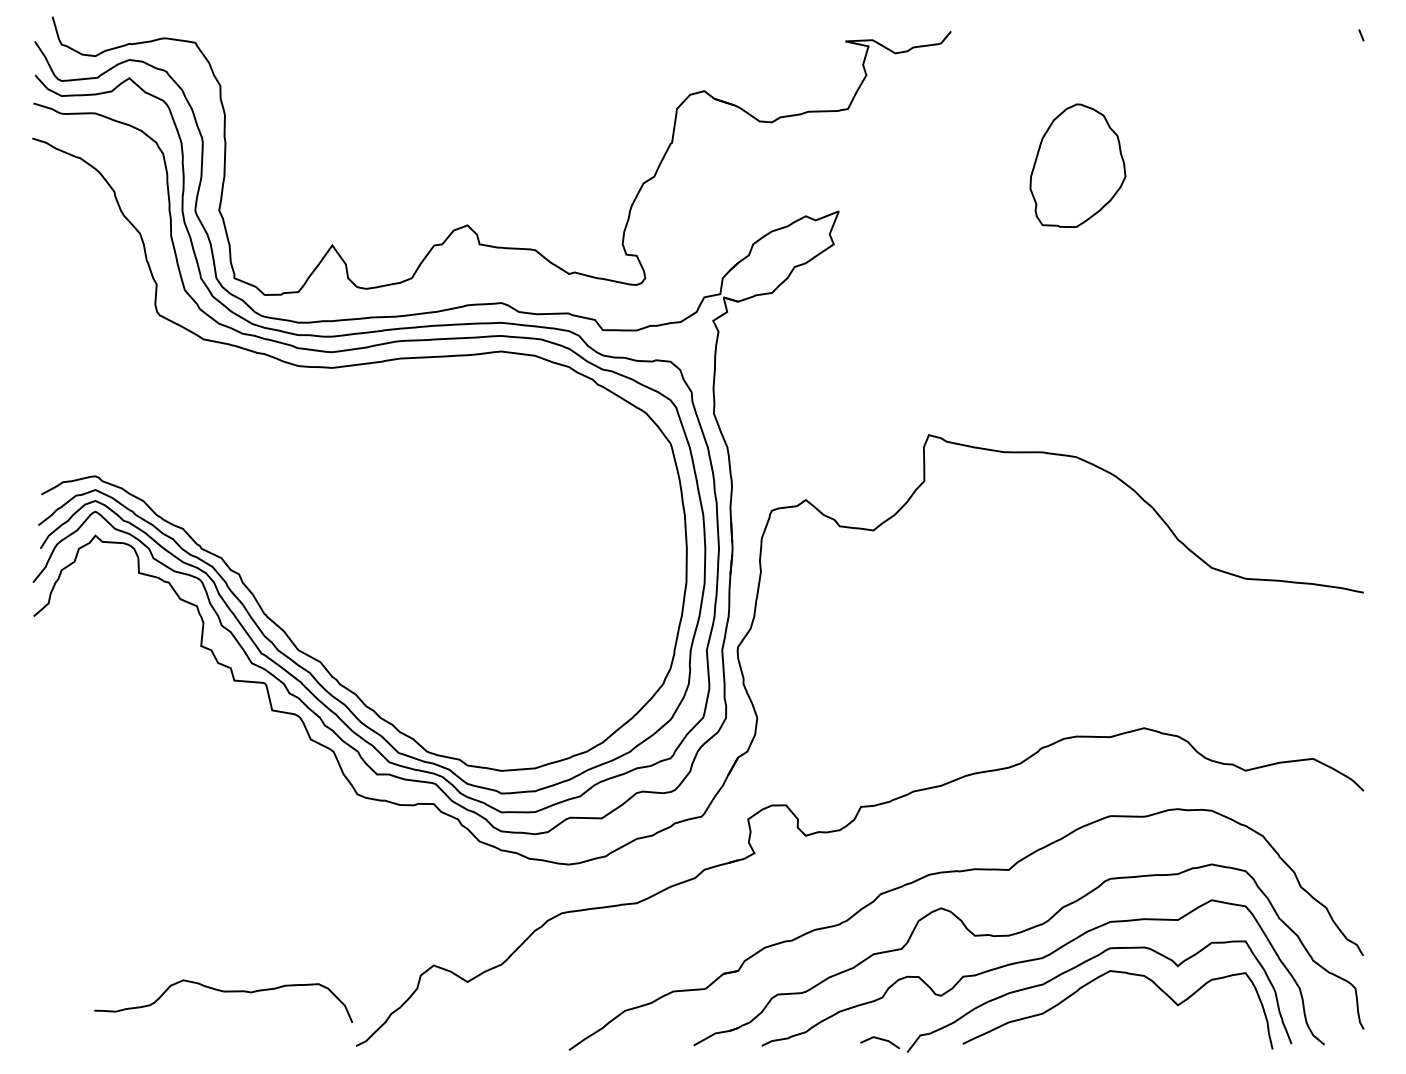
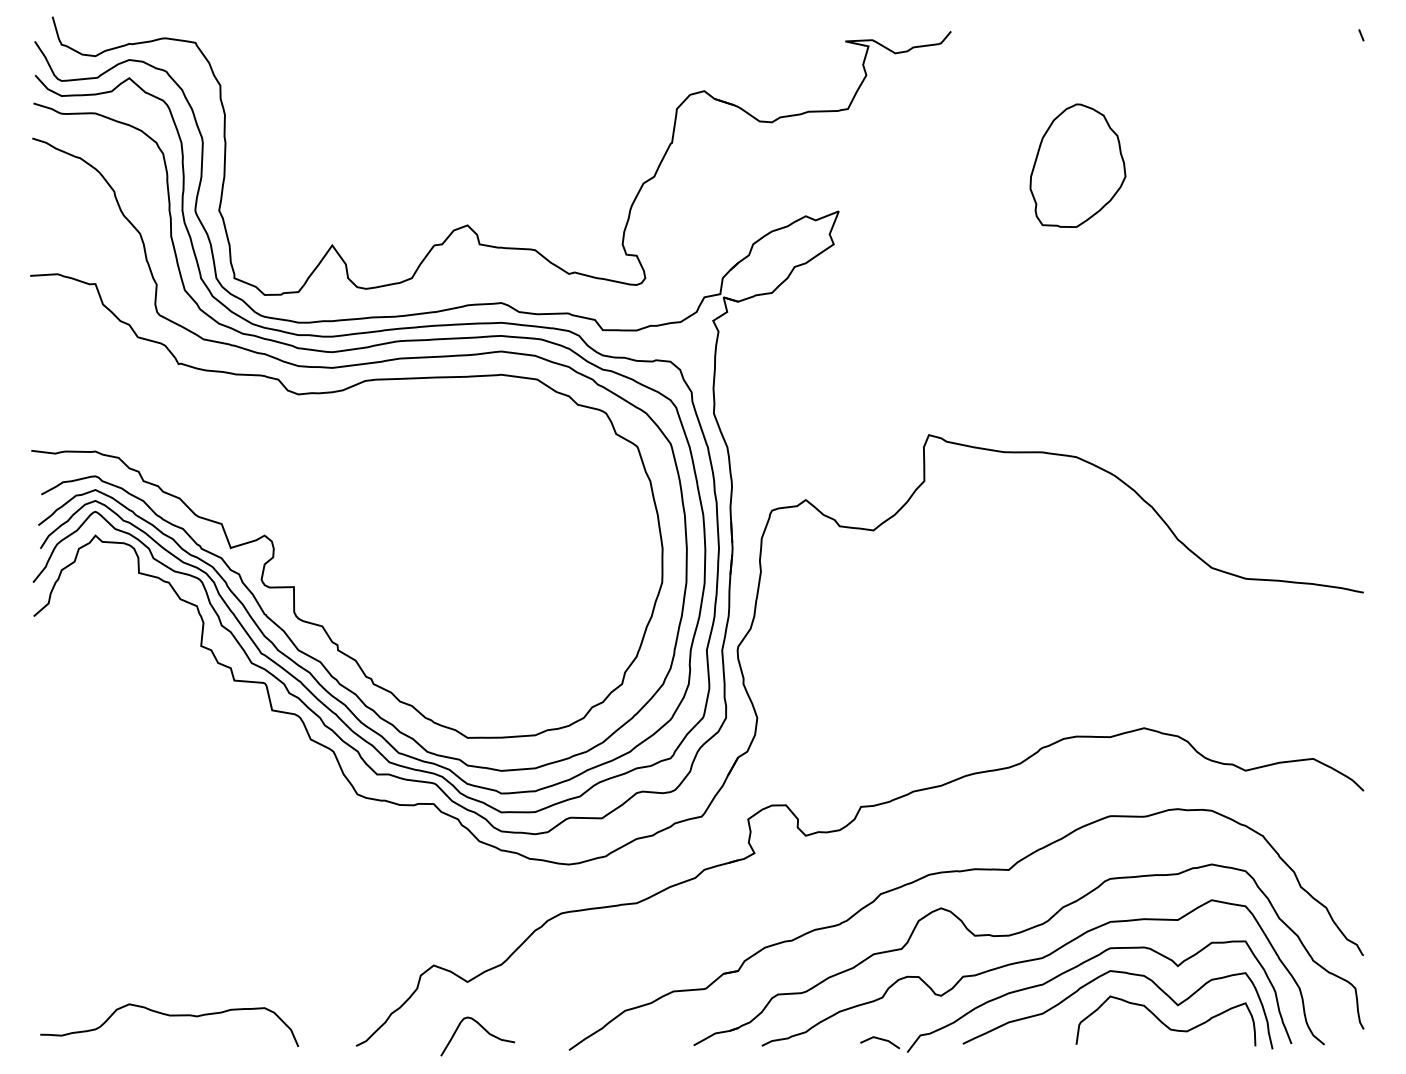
curve: none -> present (273, 542)
curve position: (223, 992) -> (169, 1016) (169, 1016)
curve: none -> present (1163, 1022)
curve: none -> present (483, 1029)
